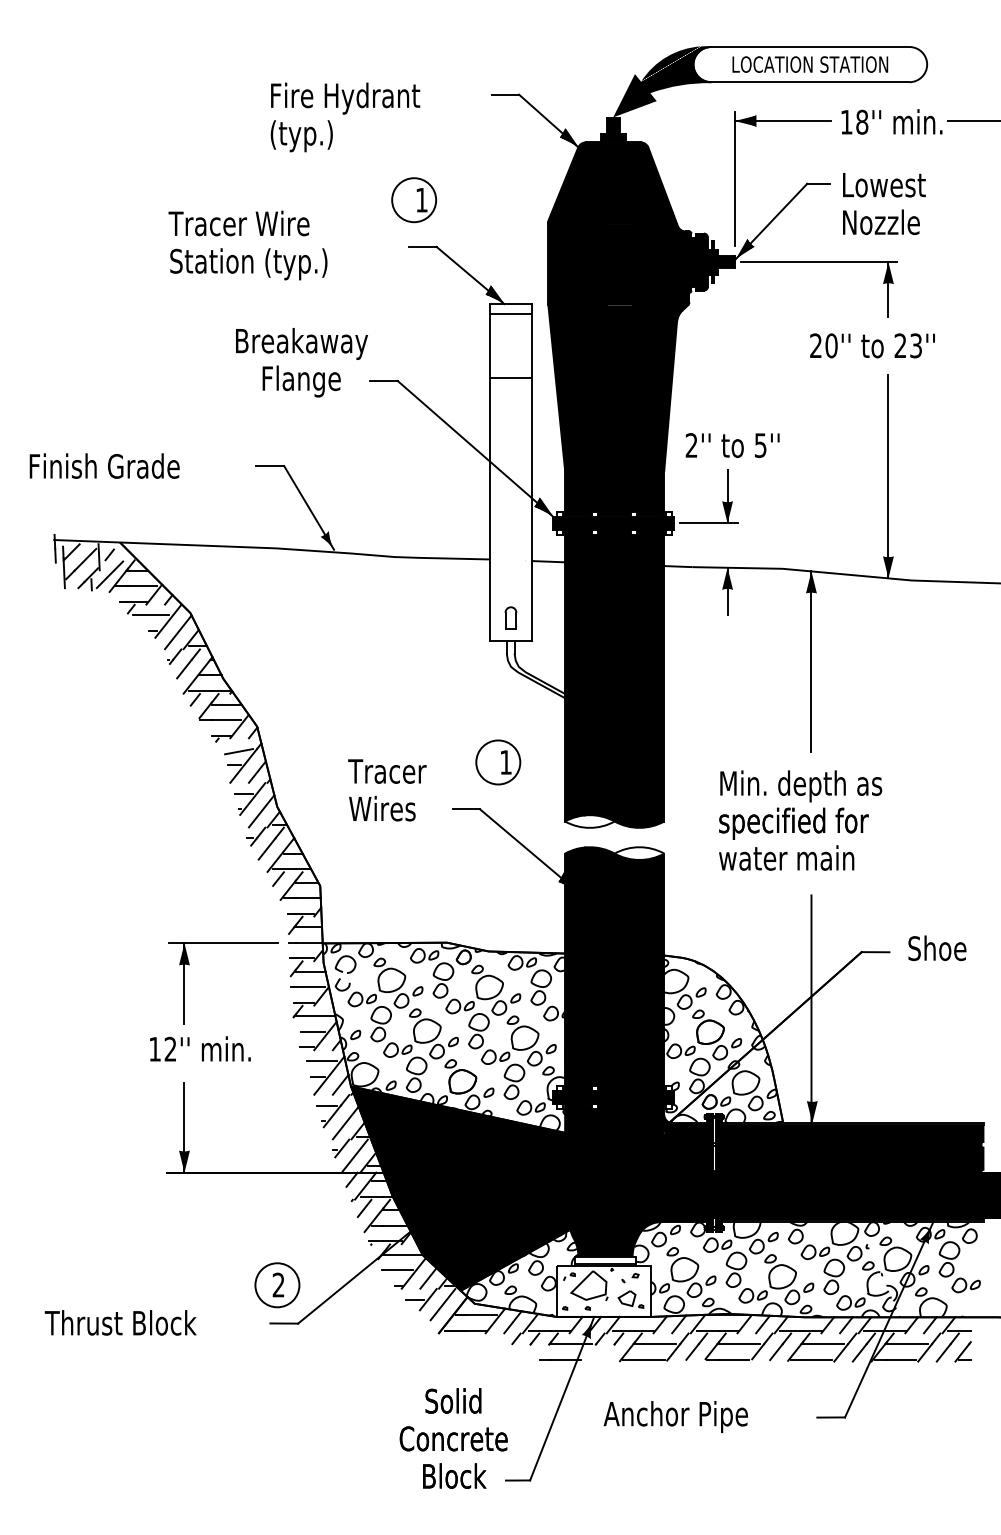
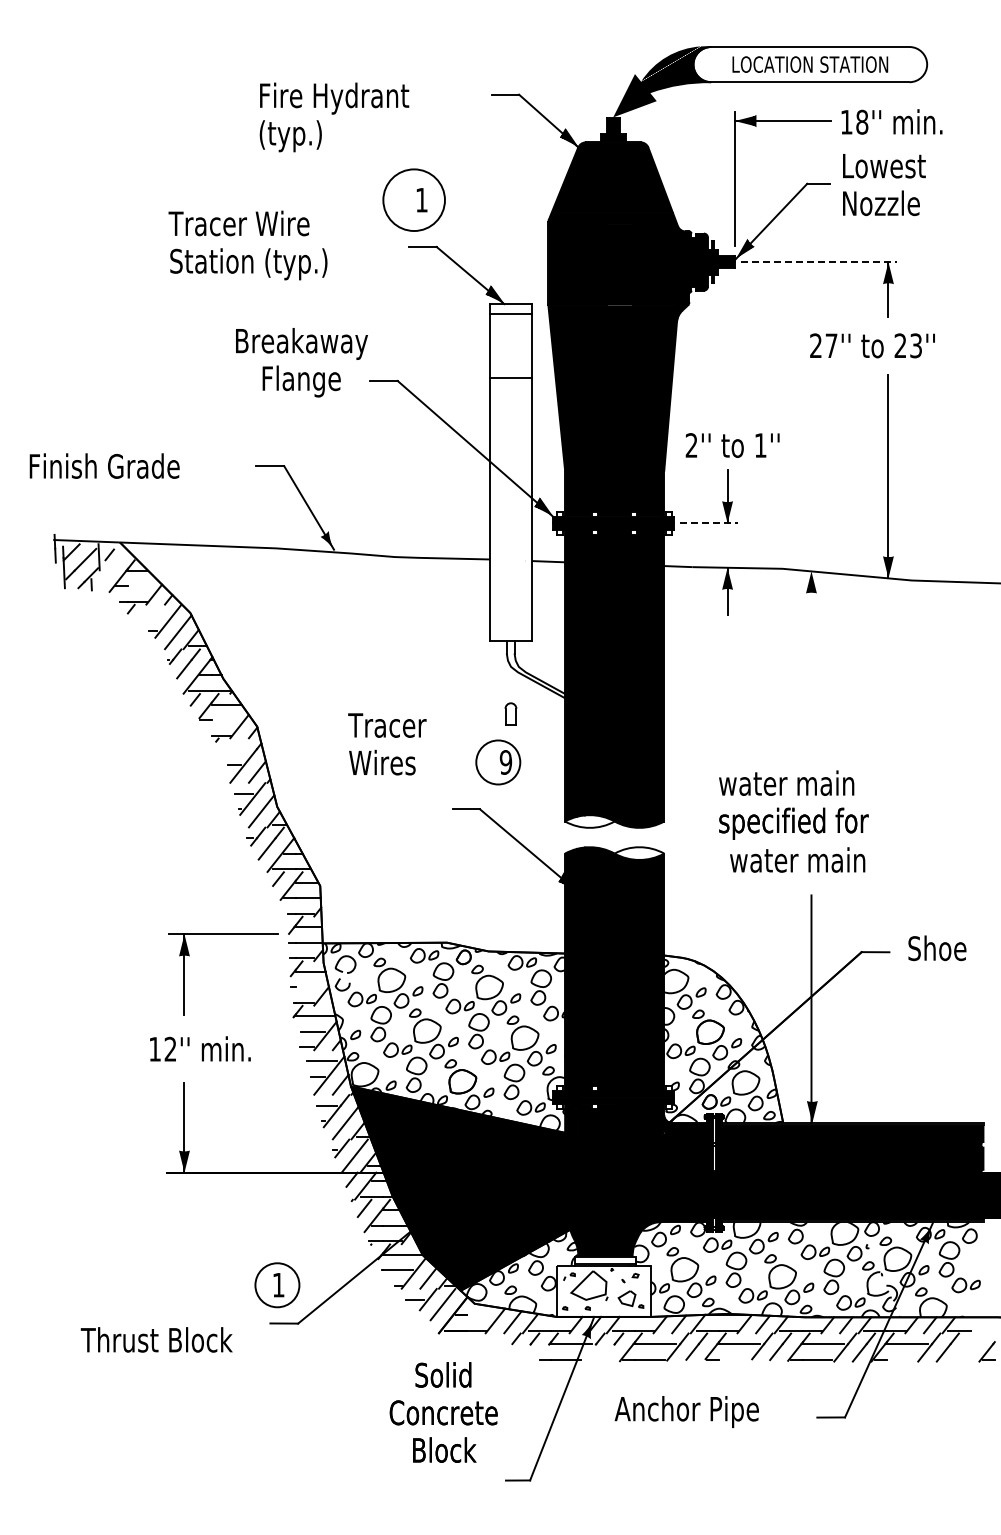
text position: (345, 117) -> (334, 117) (334, 117)
line: present -> none (972, 121)
circle diameter: 44 px -> 62 px (413, 200)
text position: (884, 204) -> (884, 185) (884, 185)
line: solid -> dashed (819, 262)
text: 20'' -> 27'' (831, 345)
text: 5'' -> 1'' (760, 445)
line: solid -> dashed (708, 523)
line: present -> none (109, 574)
line: present -> none (142, 586)
line: present -> none (151, 615)
part position: (510, 617) -> (510, 713) (510, 713)
line: present -> none (811, 661)
line: present -> none (226, 720)
line: present -> none (238, 751)
text: 1 -> 9 (505, 762)
text: Min. depth as -> water main (800, 786)
text position: (387, 790) -> (387, 744) (387, 744)
text position: (786, 857) -> (797, 859) (797, 859)
part position: (189, 965) -> (189, 956) (189, 956)
line: present -> none (310, 987)
text: 2 -> 1 (278, 1284)
line: present -> none (481, 1315)
text position: (120, 1322) -> (156, 1339) (156, 1339)
part position: (962, 1351) -> (986, 1351) (986, 1351)
line: present -> none (733, 1359)
line: present -> none (901, 1359)
text position: (675, 1416) -> (686, 1411) (686, 1411)
text position: (453, 1438) -> (443, 1412) (443, 1412)
